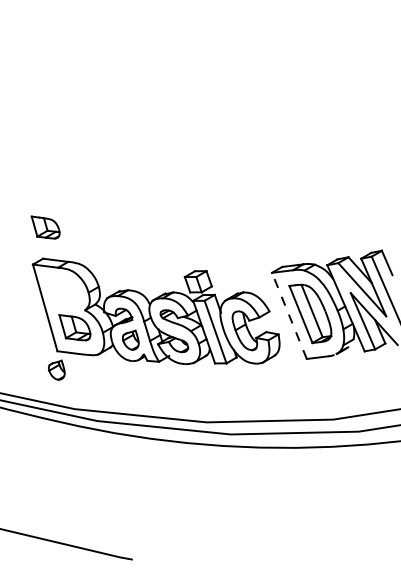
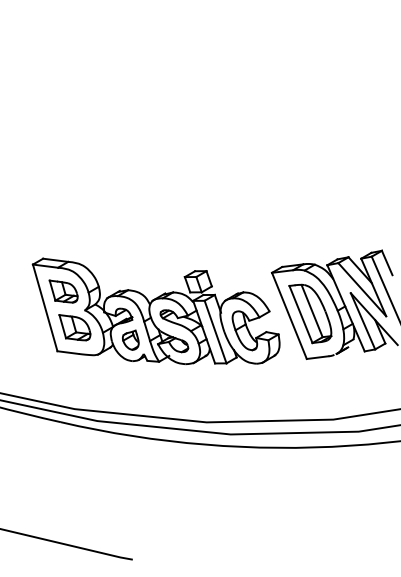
part position: (45, 227) -> (63, 291) (63, 291)
line: dashed -> solid (289, 315)
part: present -> none (56, 369)
